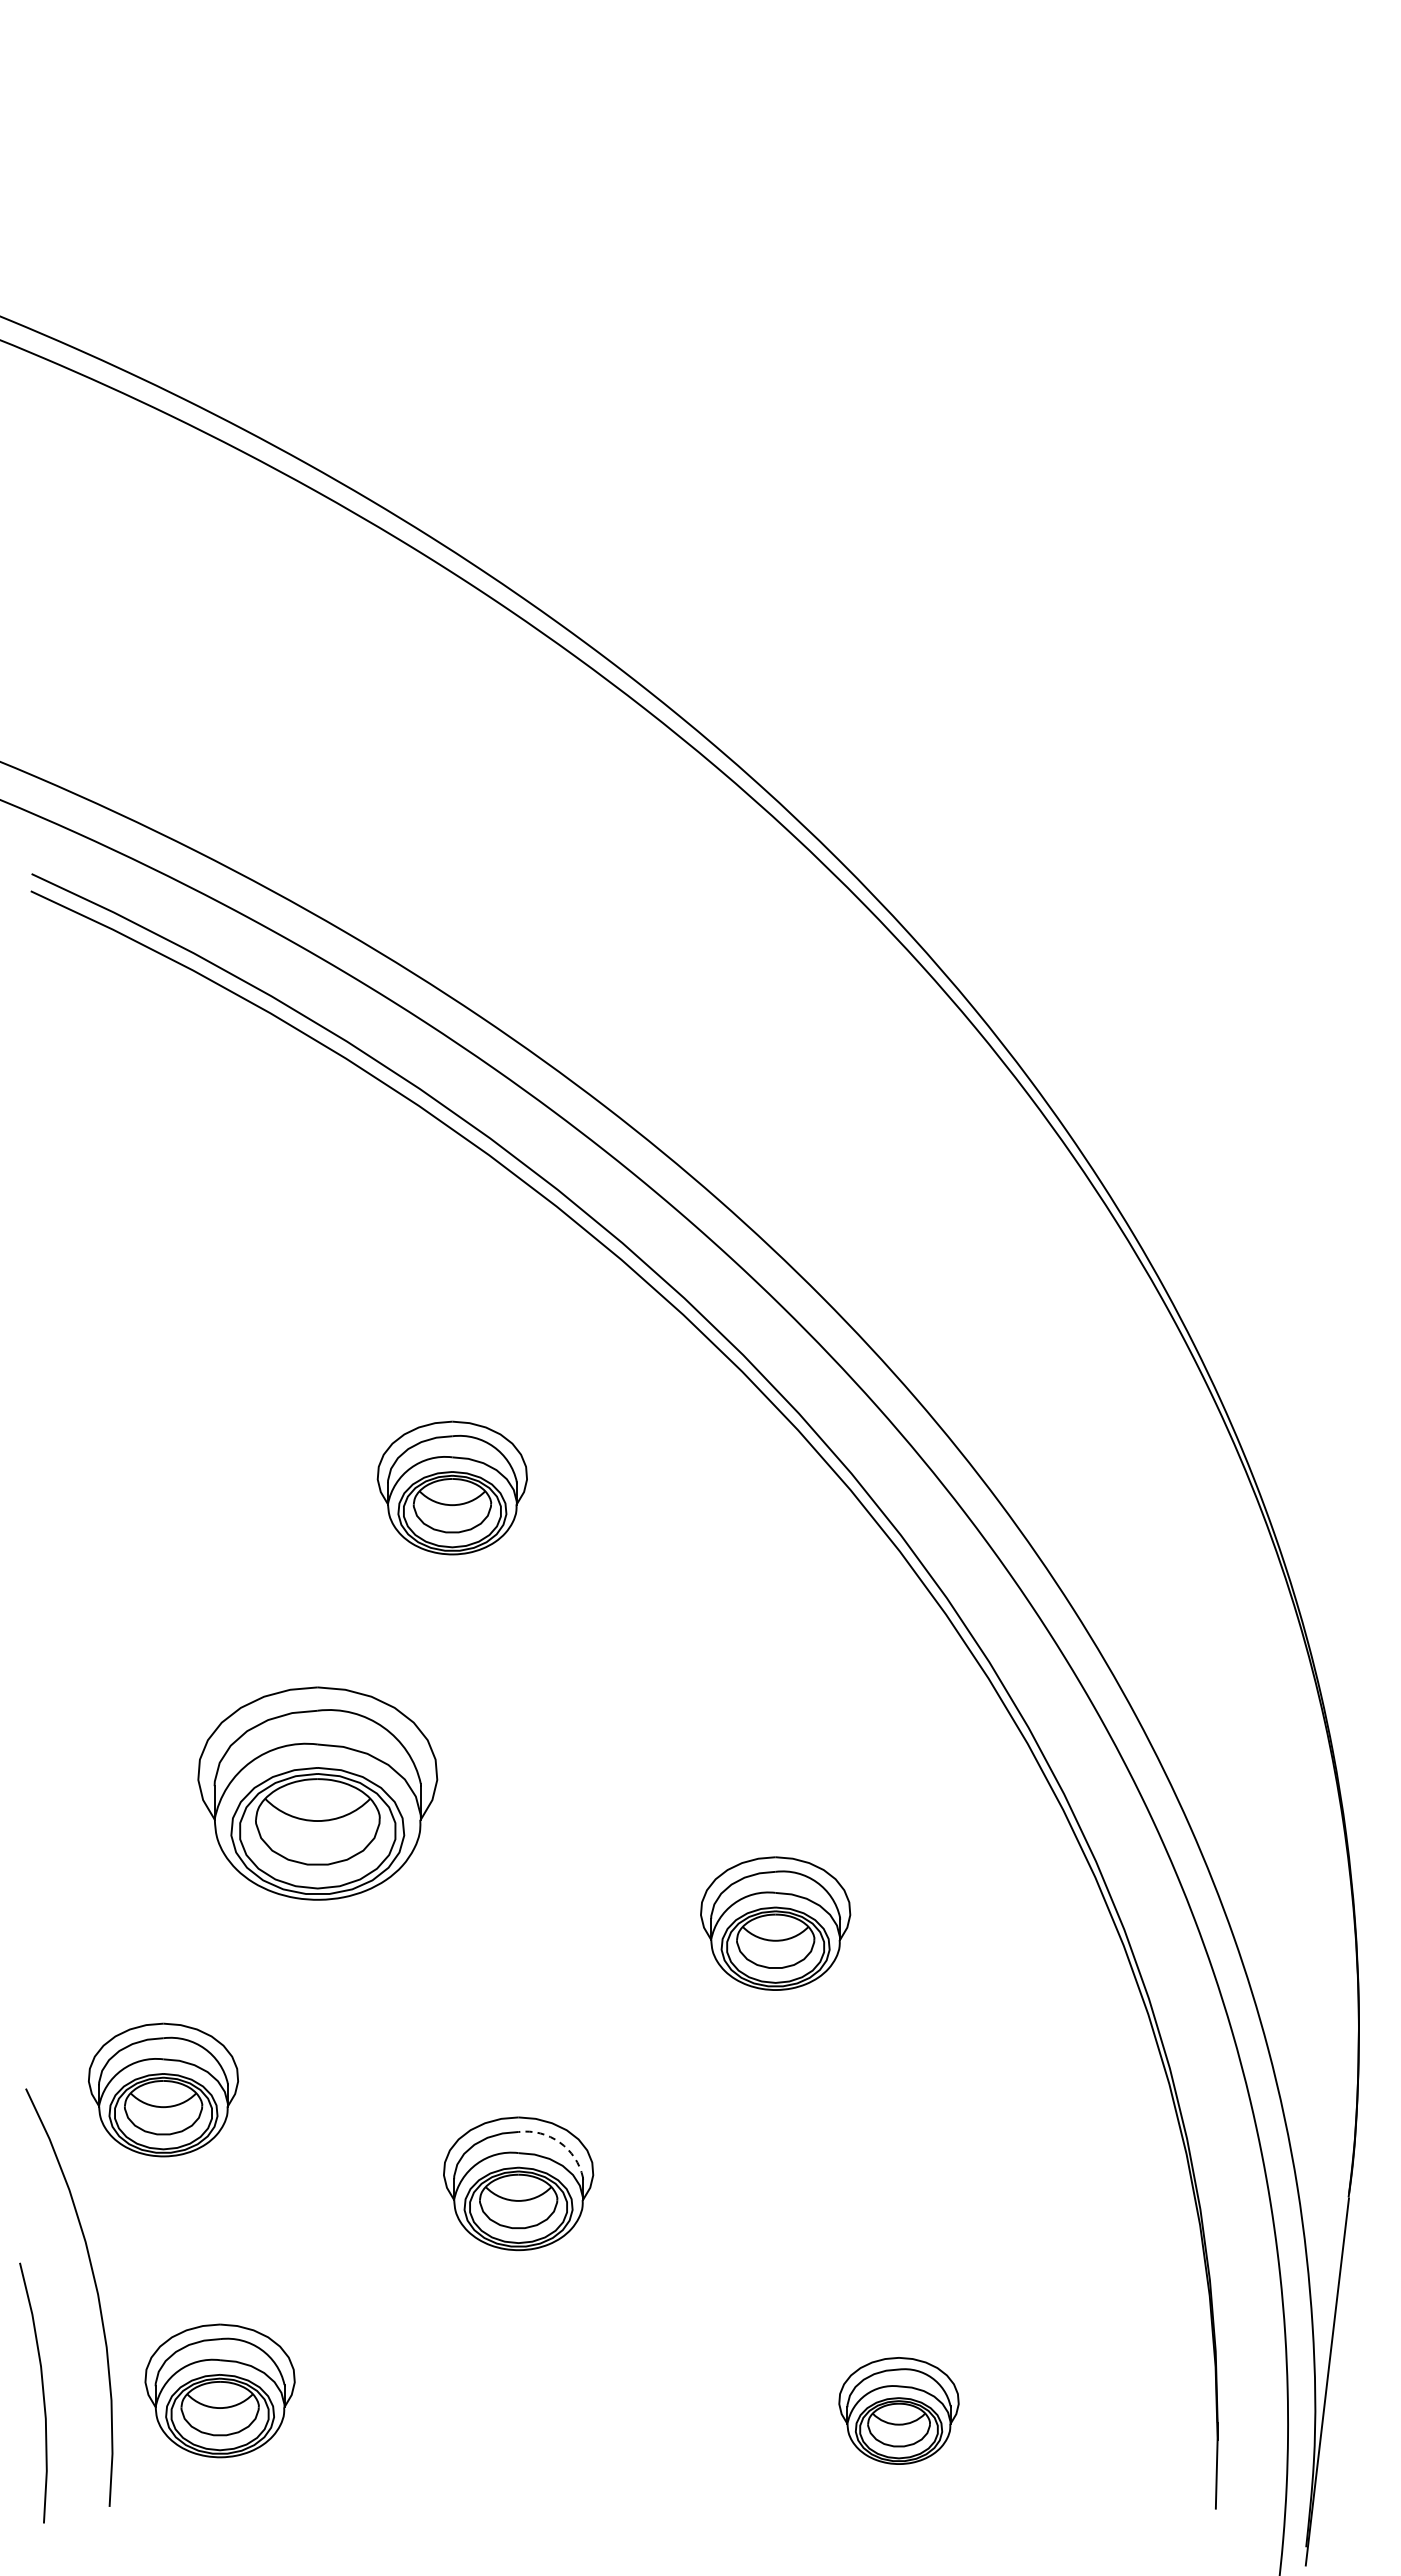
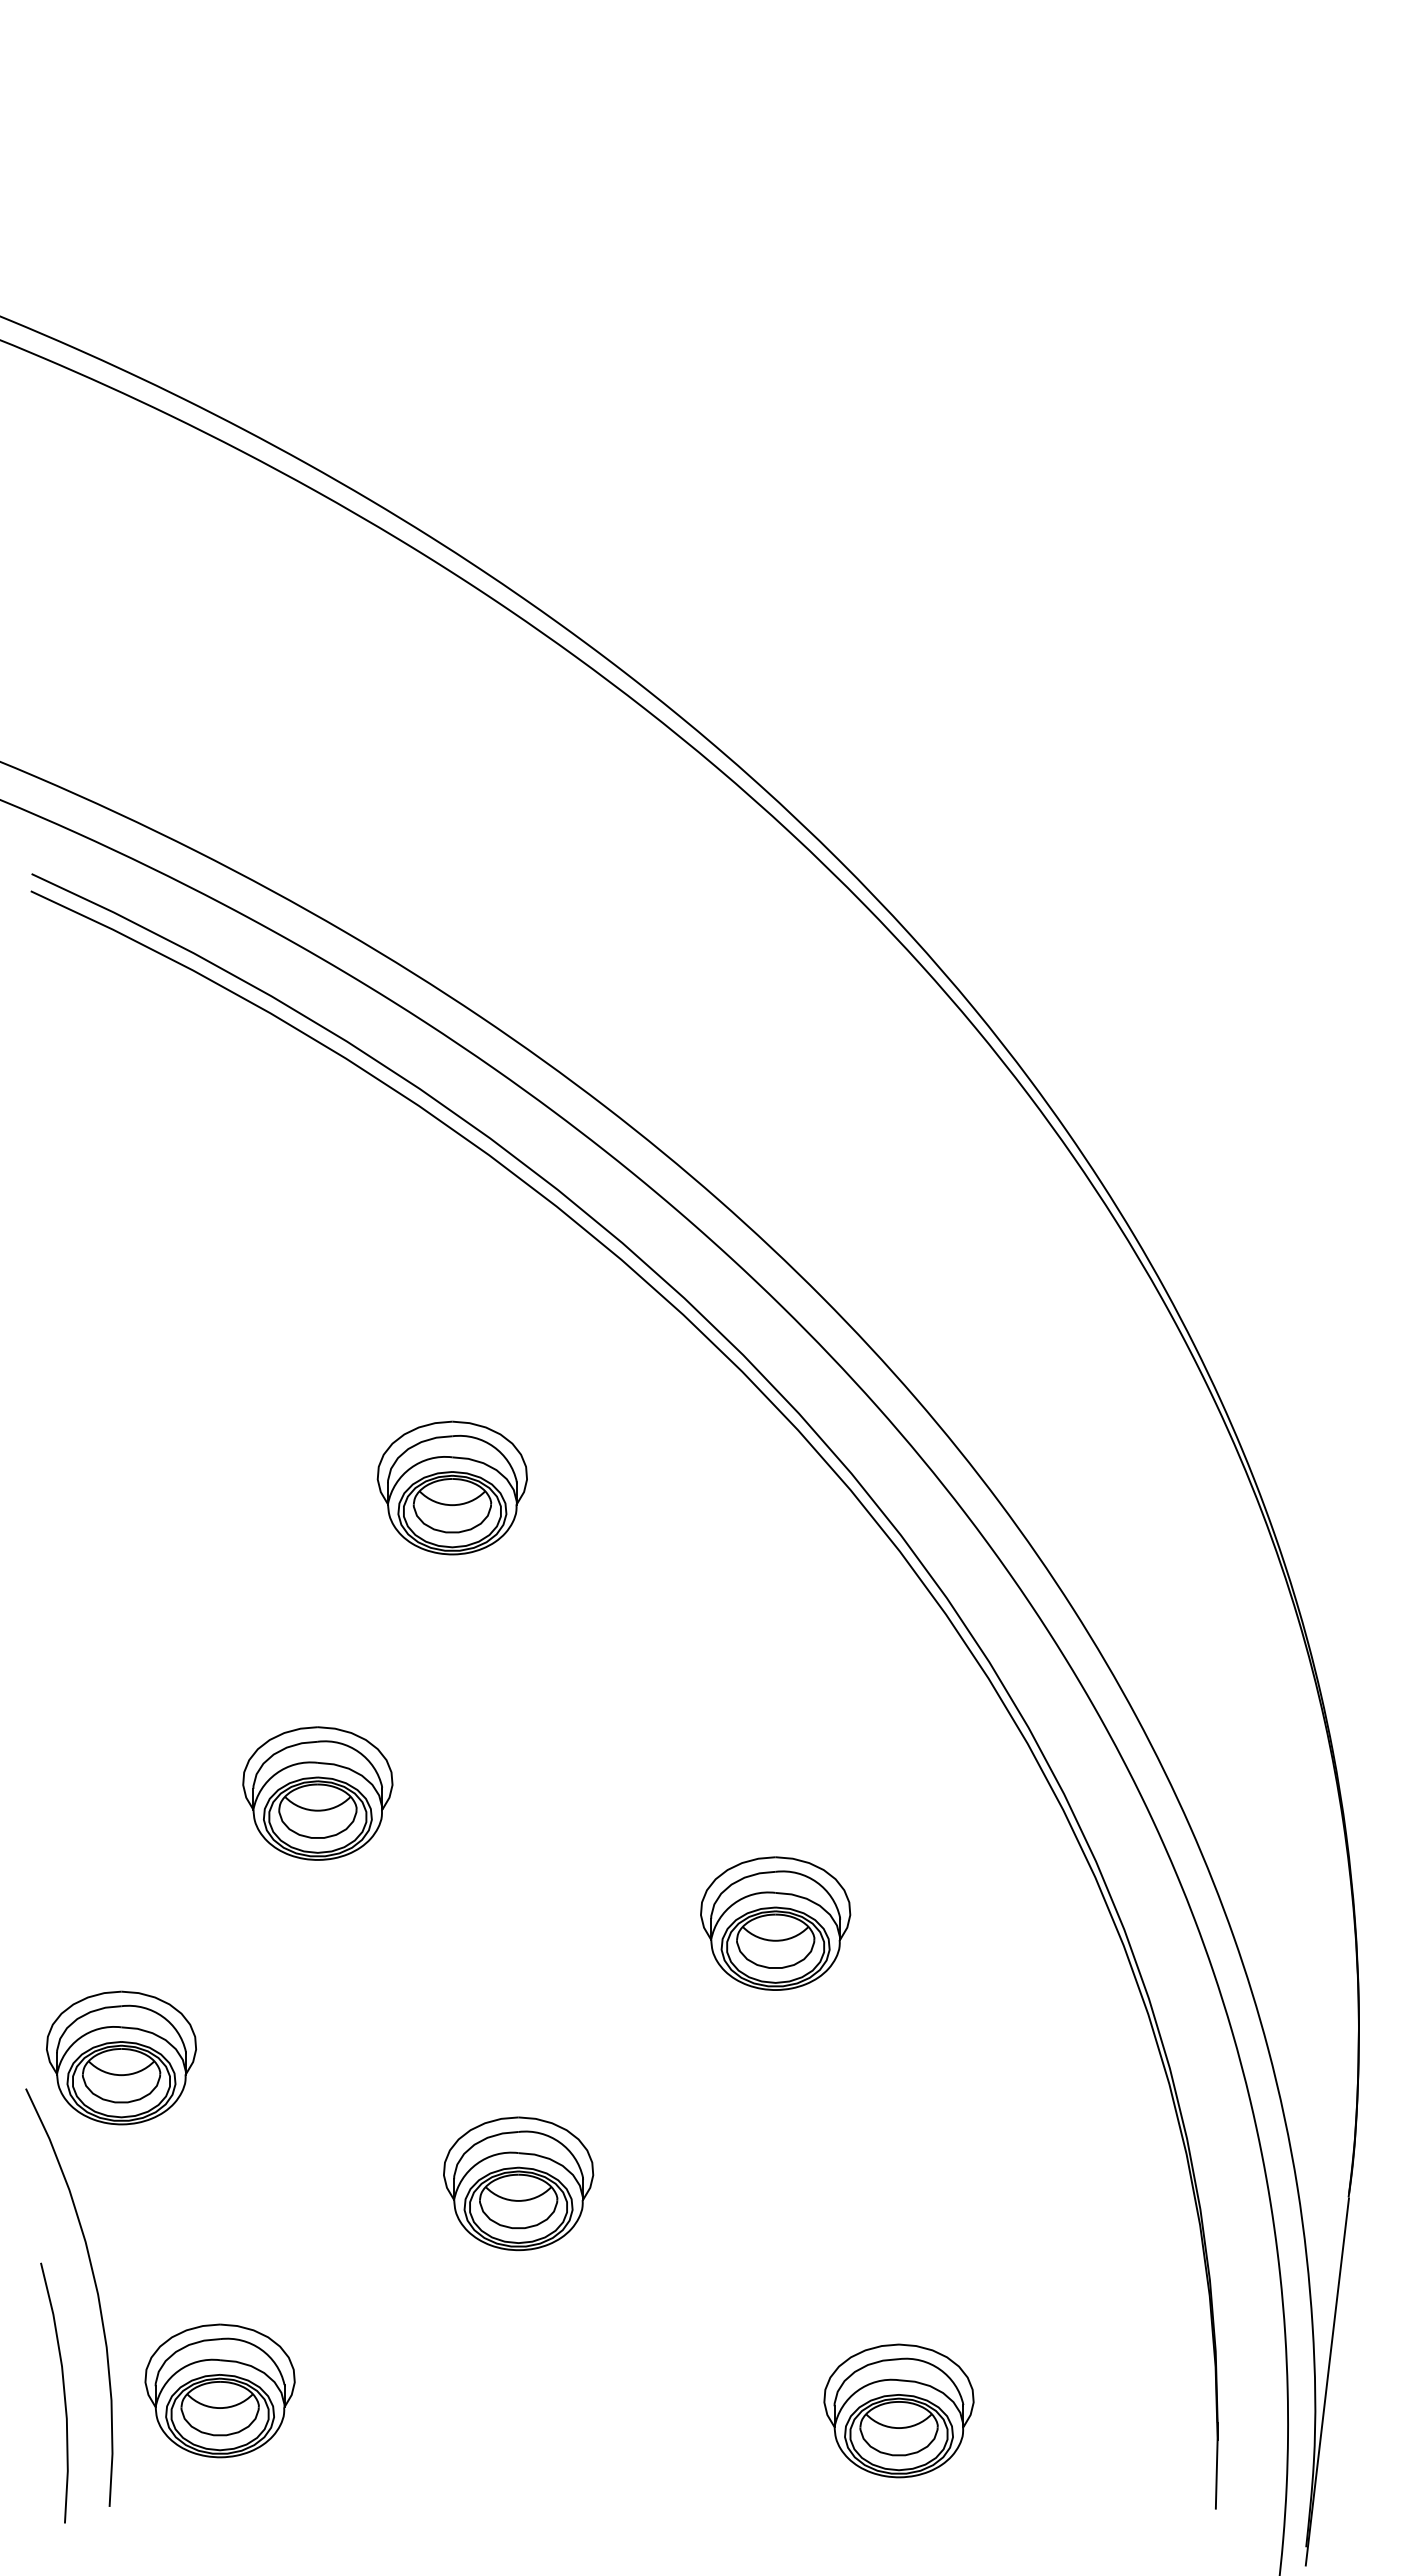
part size: 242x215 px -> 152x135 px (317, 1793)
part position: (163, 2089) -> (121, 2057) (121, 2057)
arc: dashed -> solid (559, 2142)
curve position: (42, 2392) -> (63, 2392) (63, 2392)
part size: 122x108 px -> 152x136 px (898, 2410)
